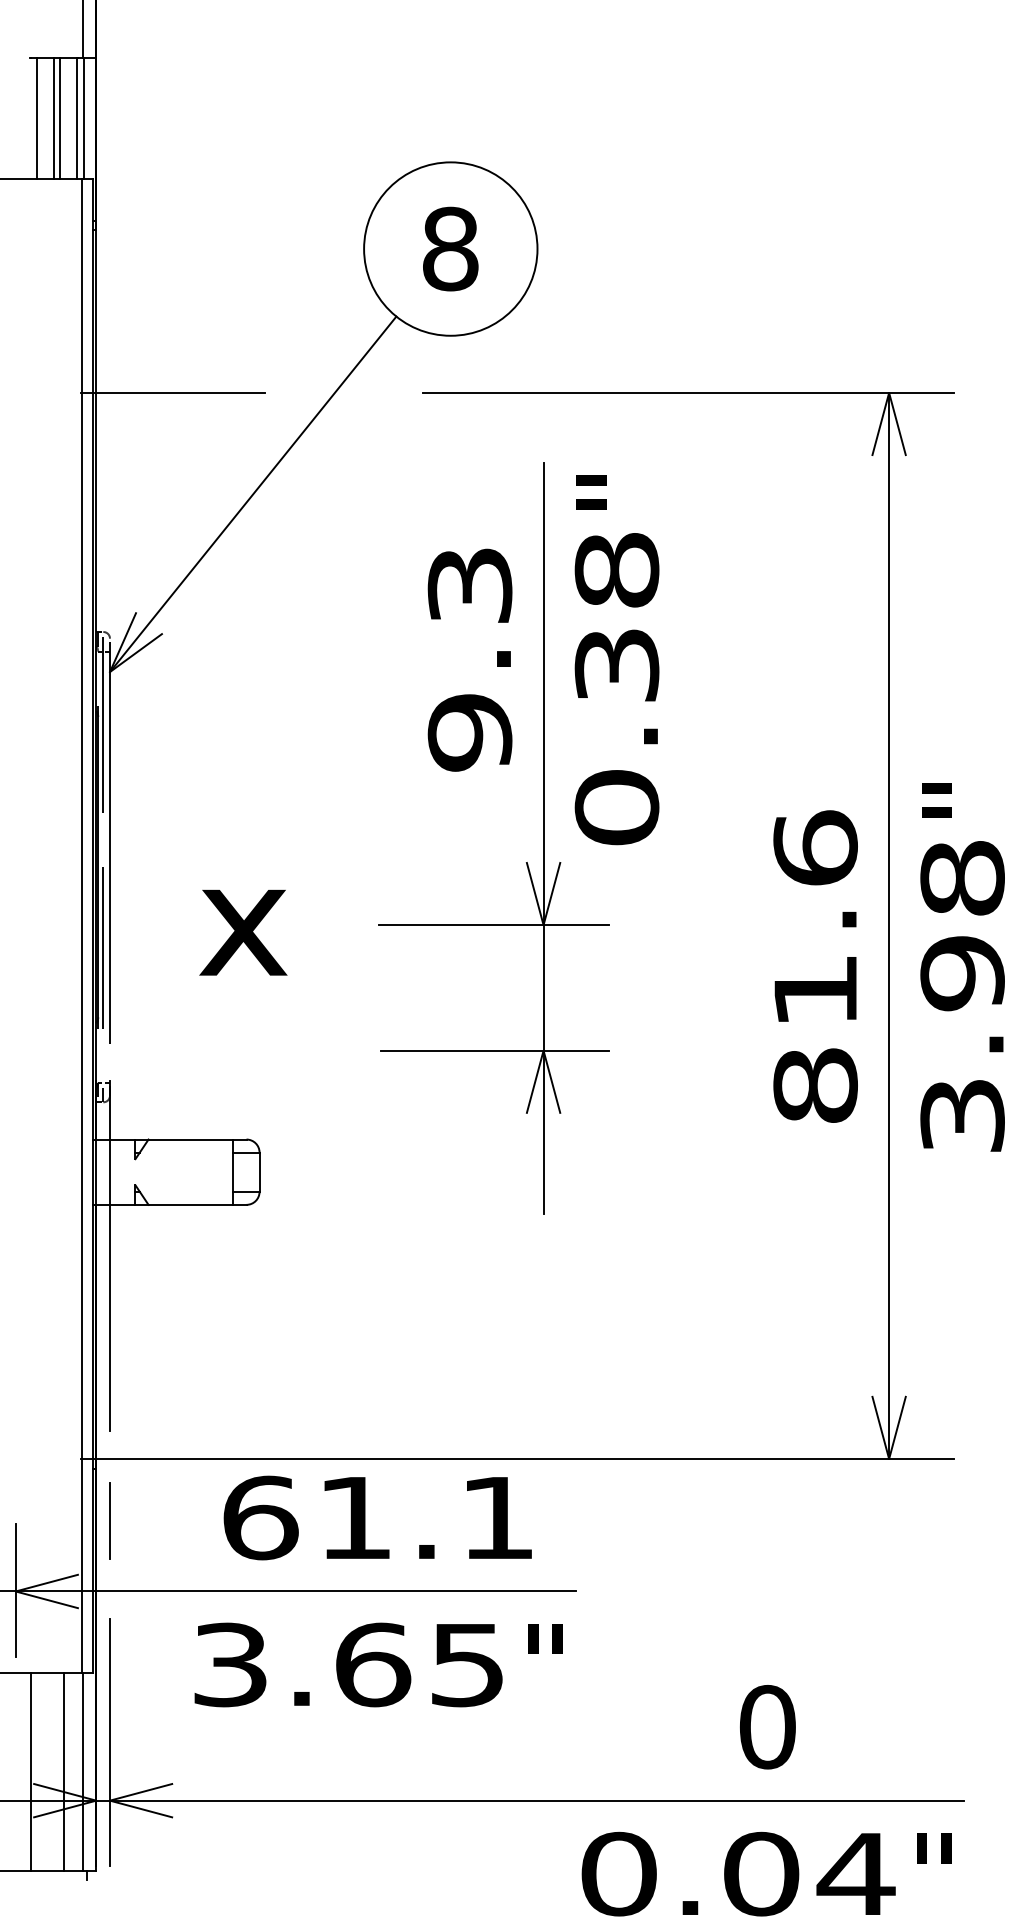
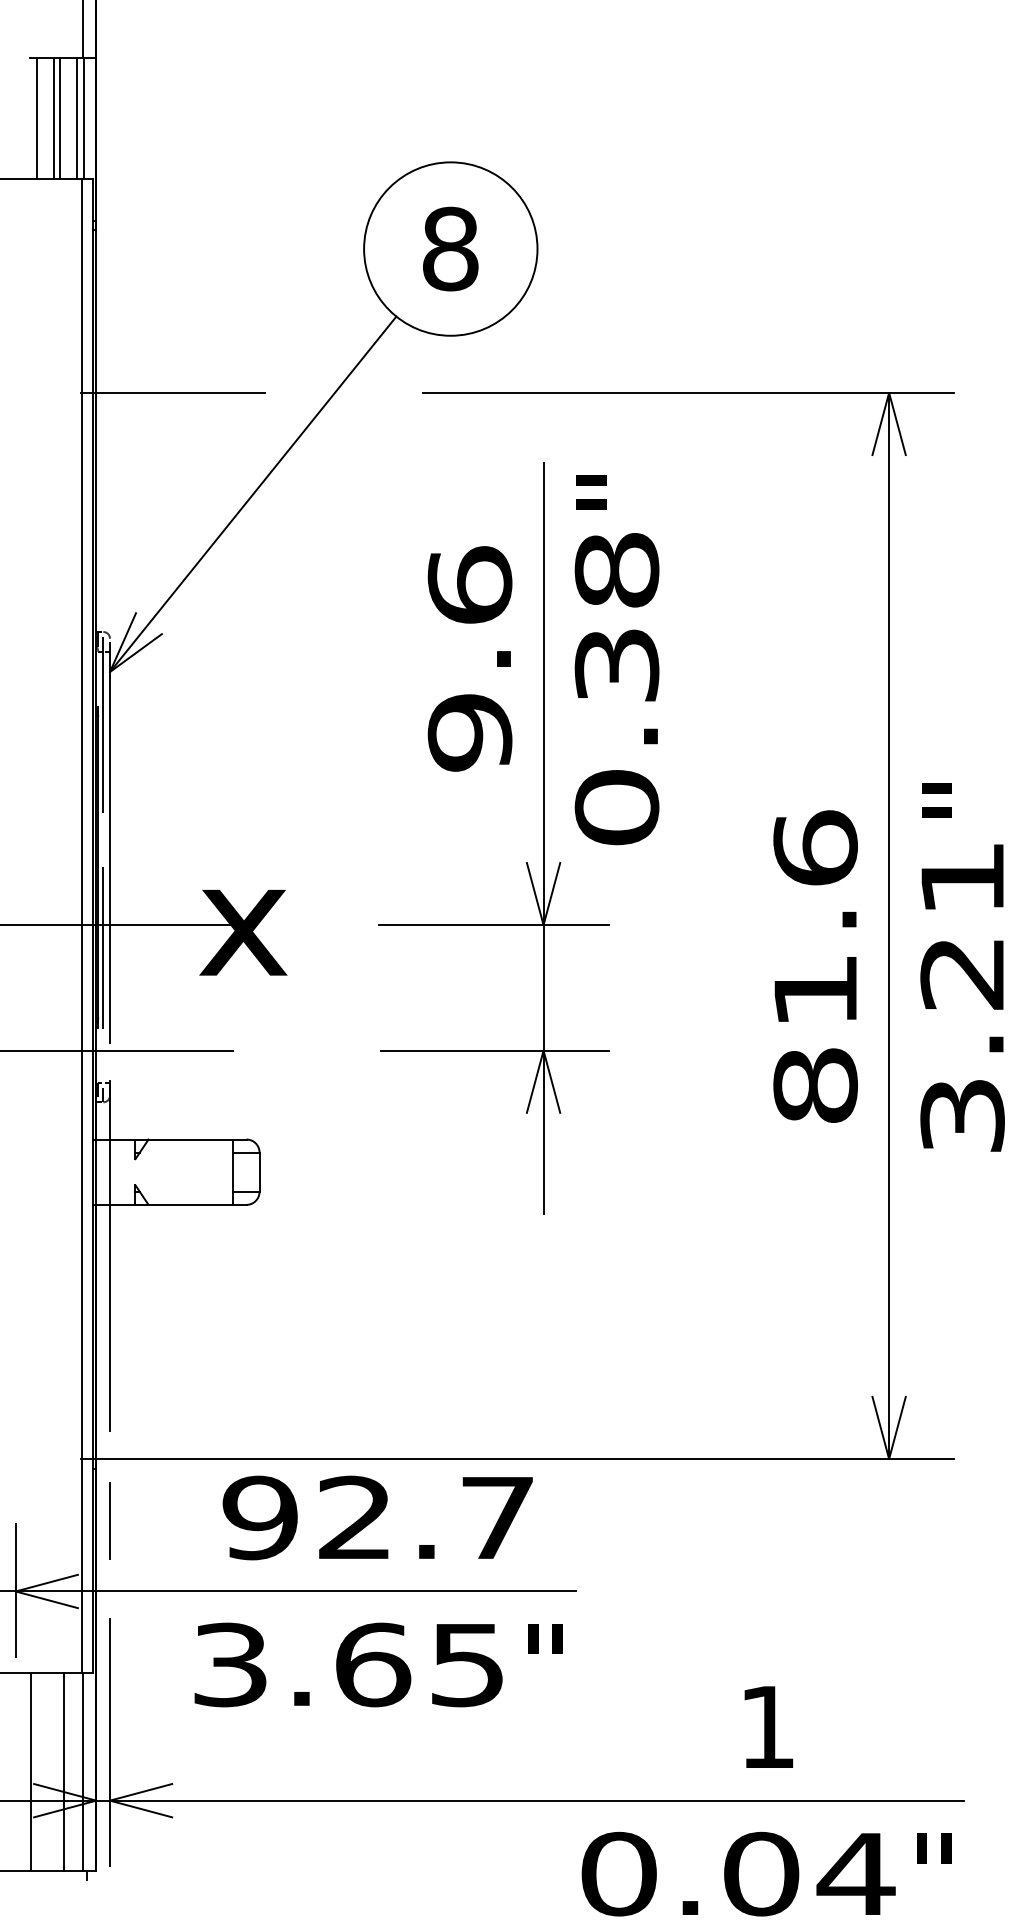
text: 9.3 -> 9.6 (469, 584)
line: none -> present (116, 925)
text: 3.98 -> 3.21 (962, 926)
line: none -> present (117, 1050)
text: 61.1 -> 92.7 (377, 1517)
text: 0 -> 1 (767, 1727)
